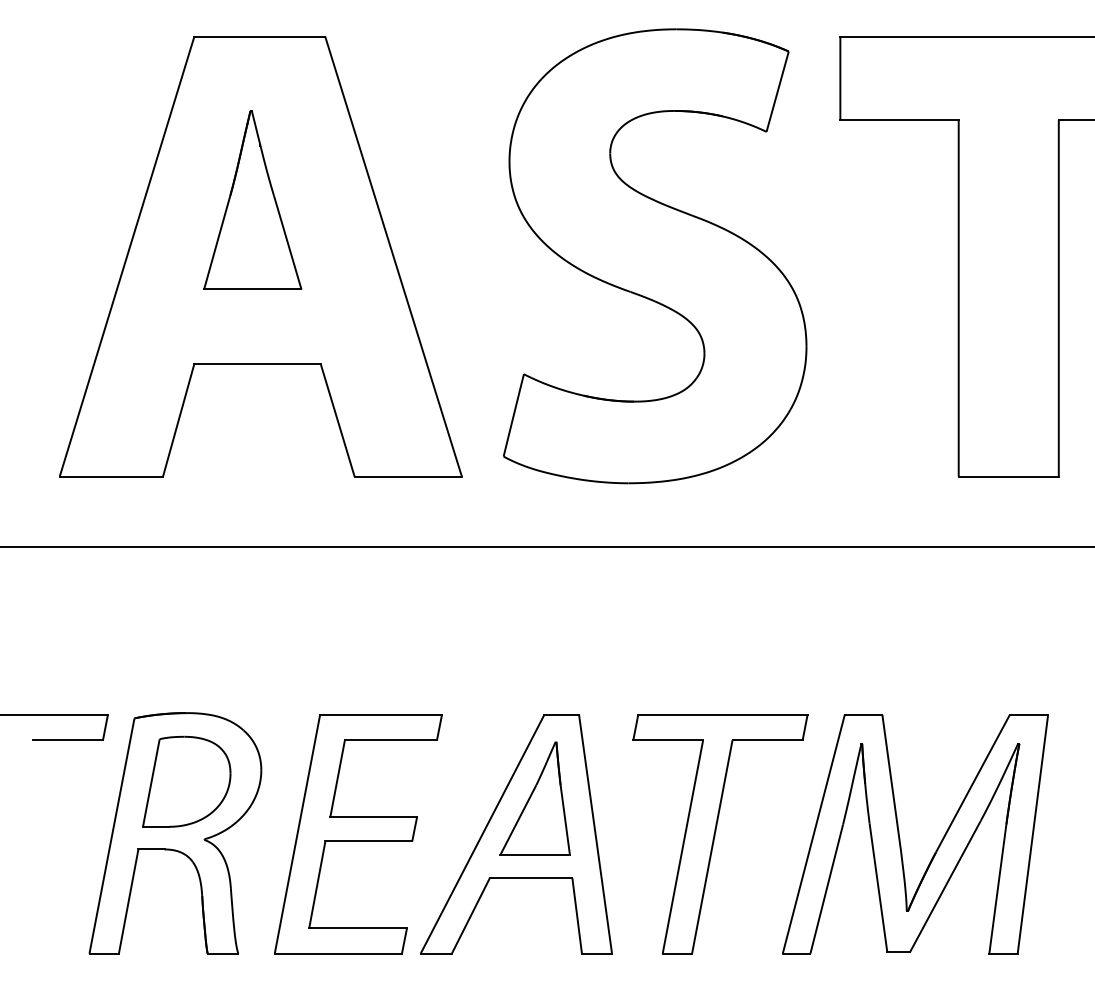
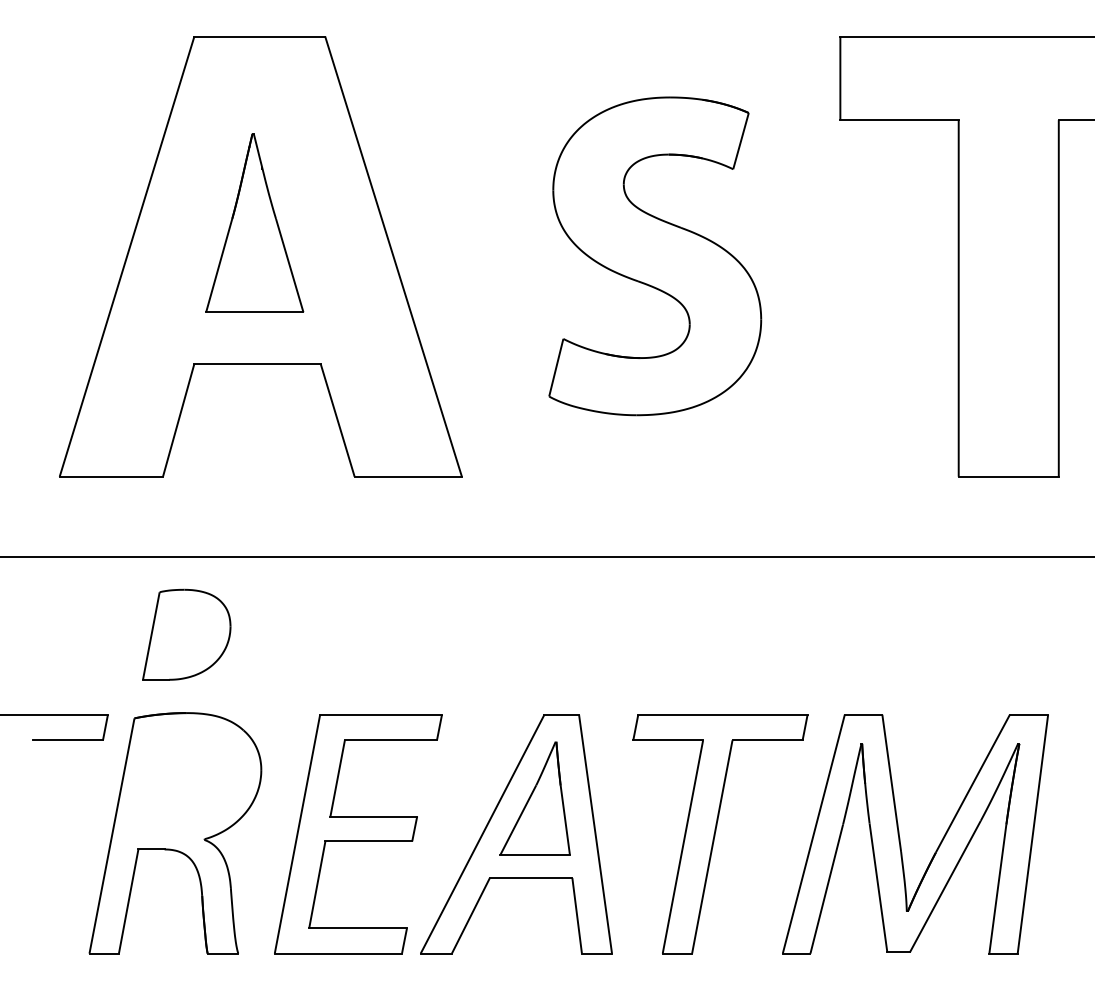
part position: (252, 199) -> (254, 222) (254, 222)
part size: 305x457 px -> 215x321 px (655, 256)
line position: (546, 546) -> (546, 556) (546, 556)
part position: (186, 781) -> (186, 634) (186, 634)
